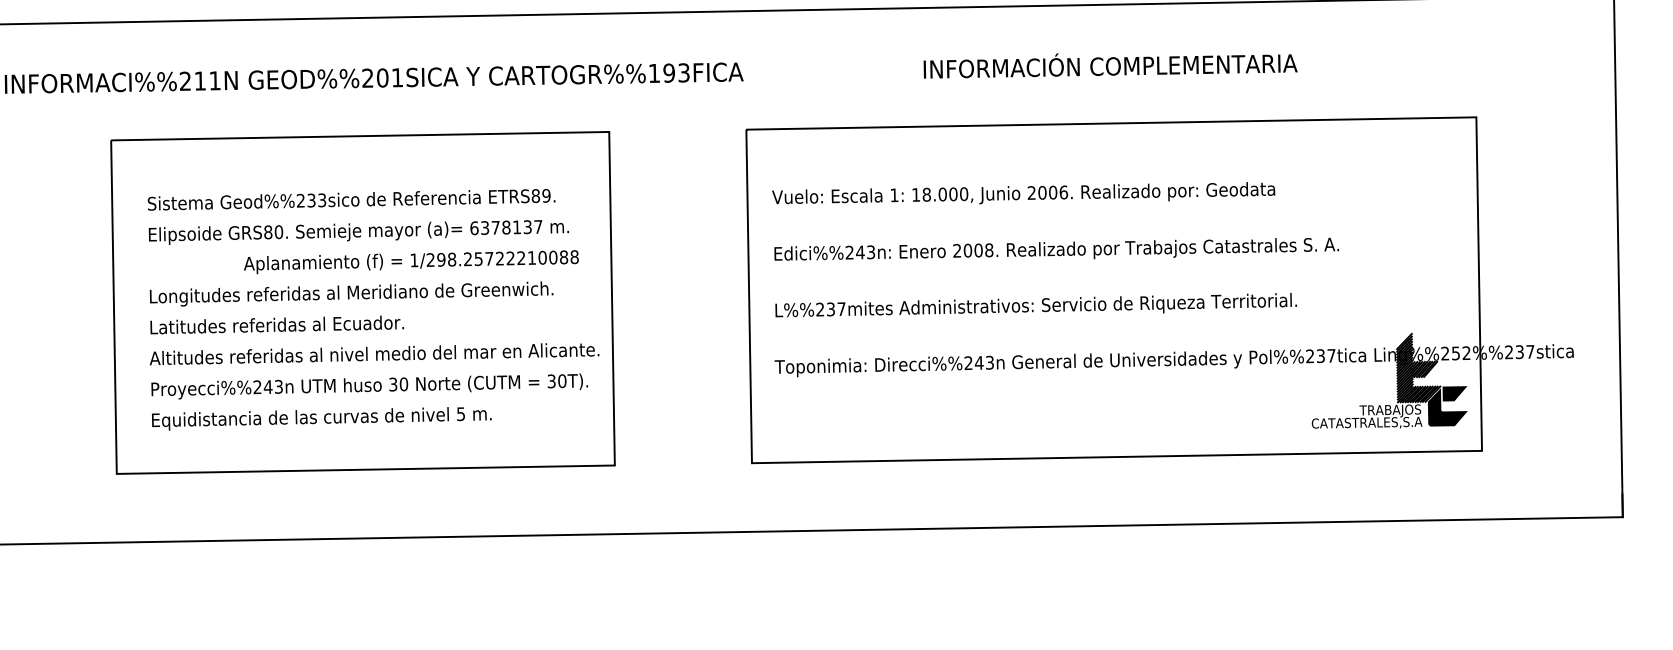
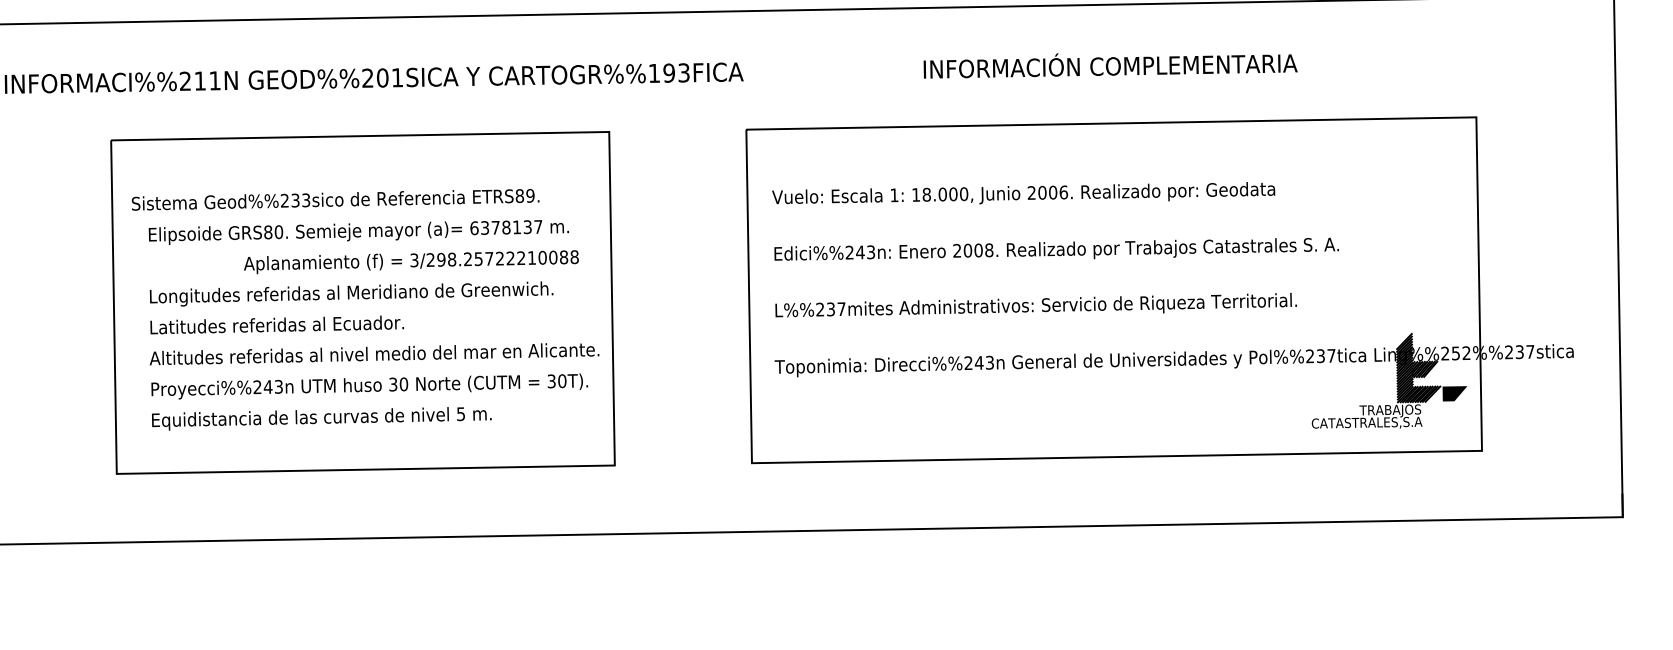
text position: (351, 199) -> (335, 199) (335, 199)
text: 1/298.25722210088 -> 3/298.25722210088 (414, 260)
fill: present -> none (1447, 407)
